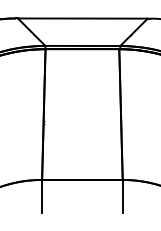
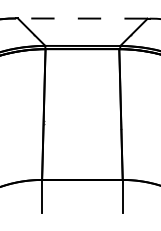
line: solid -> dashed (82, 18)
